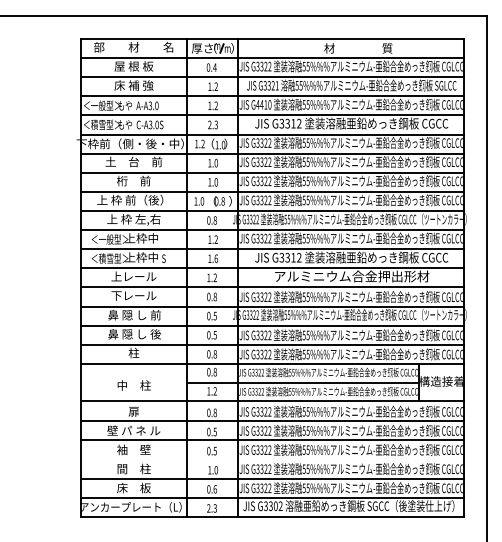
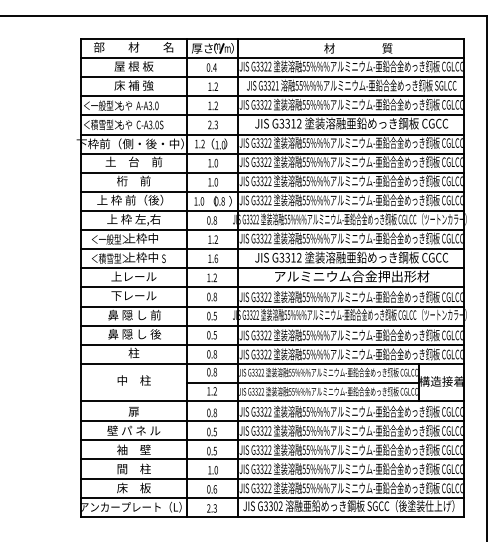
text: G4410 -> G3322 (263, 104)
text position: (133, 385) -> (133, 380) (133, 380)
line: none -> present (272, 459)
